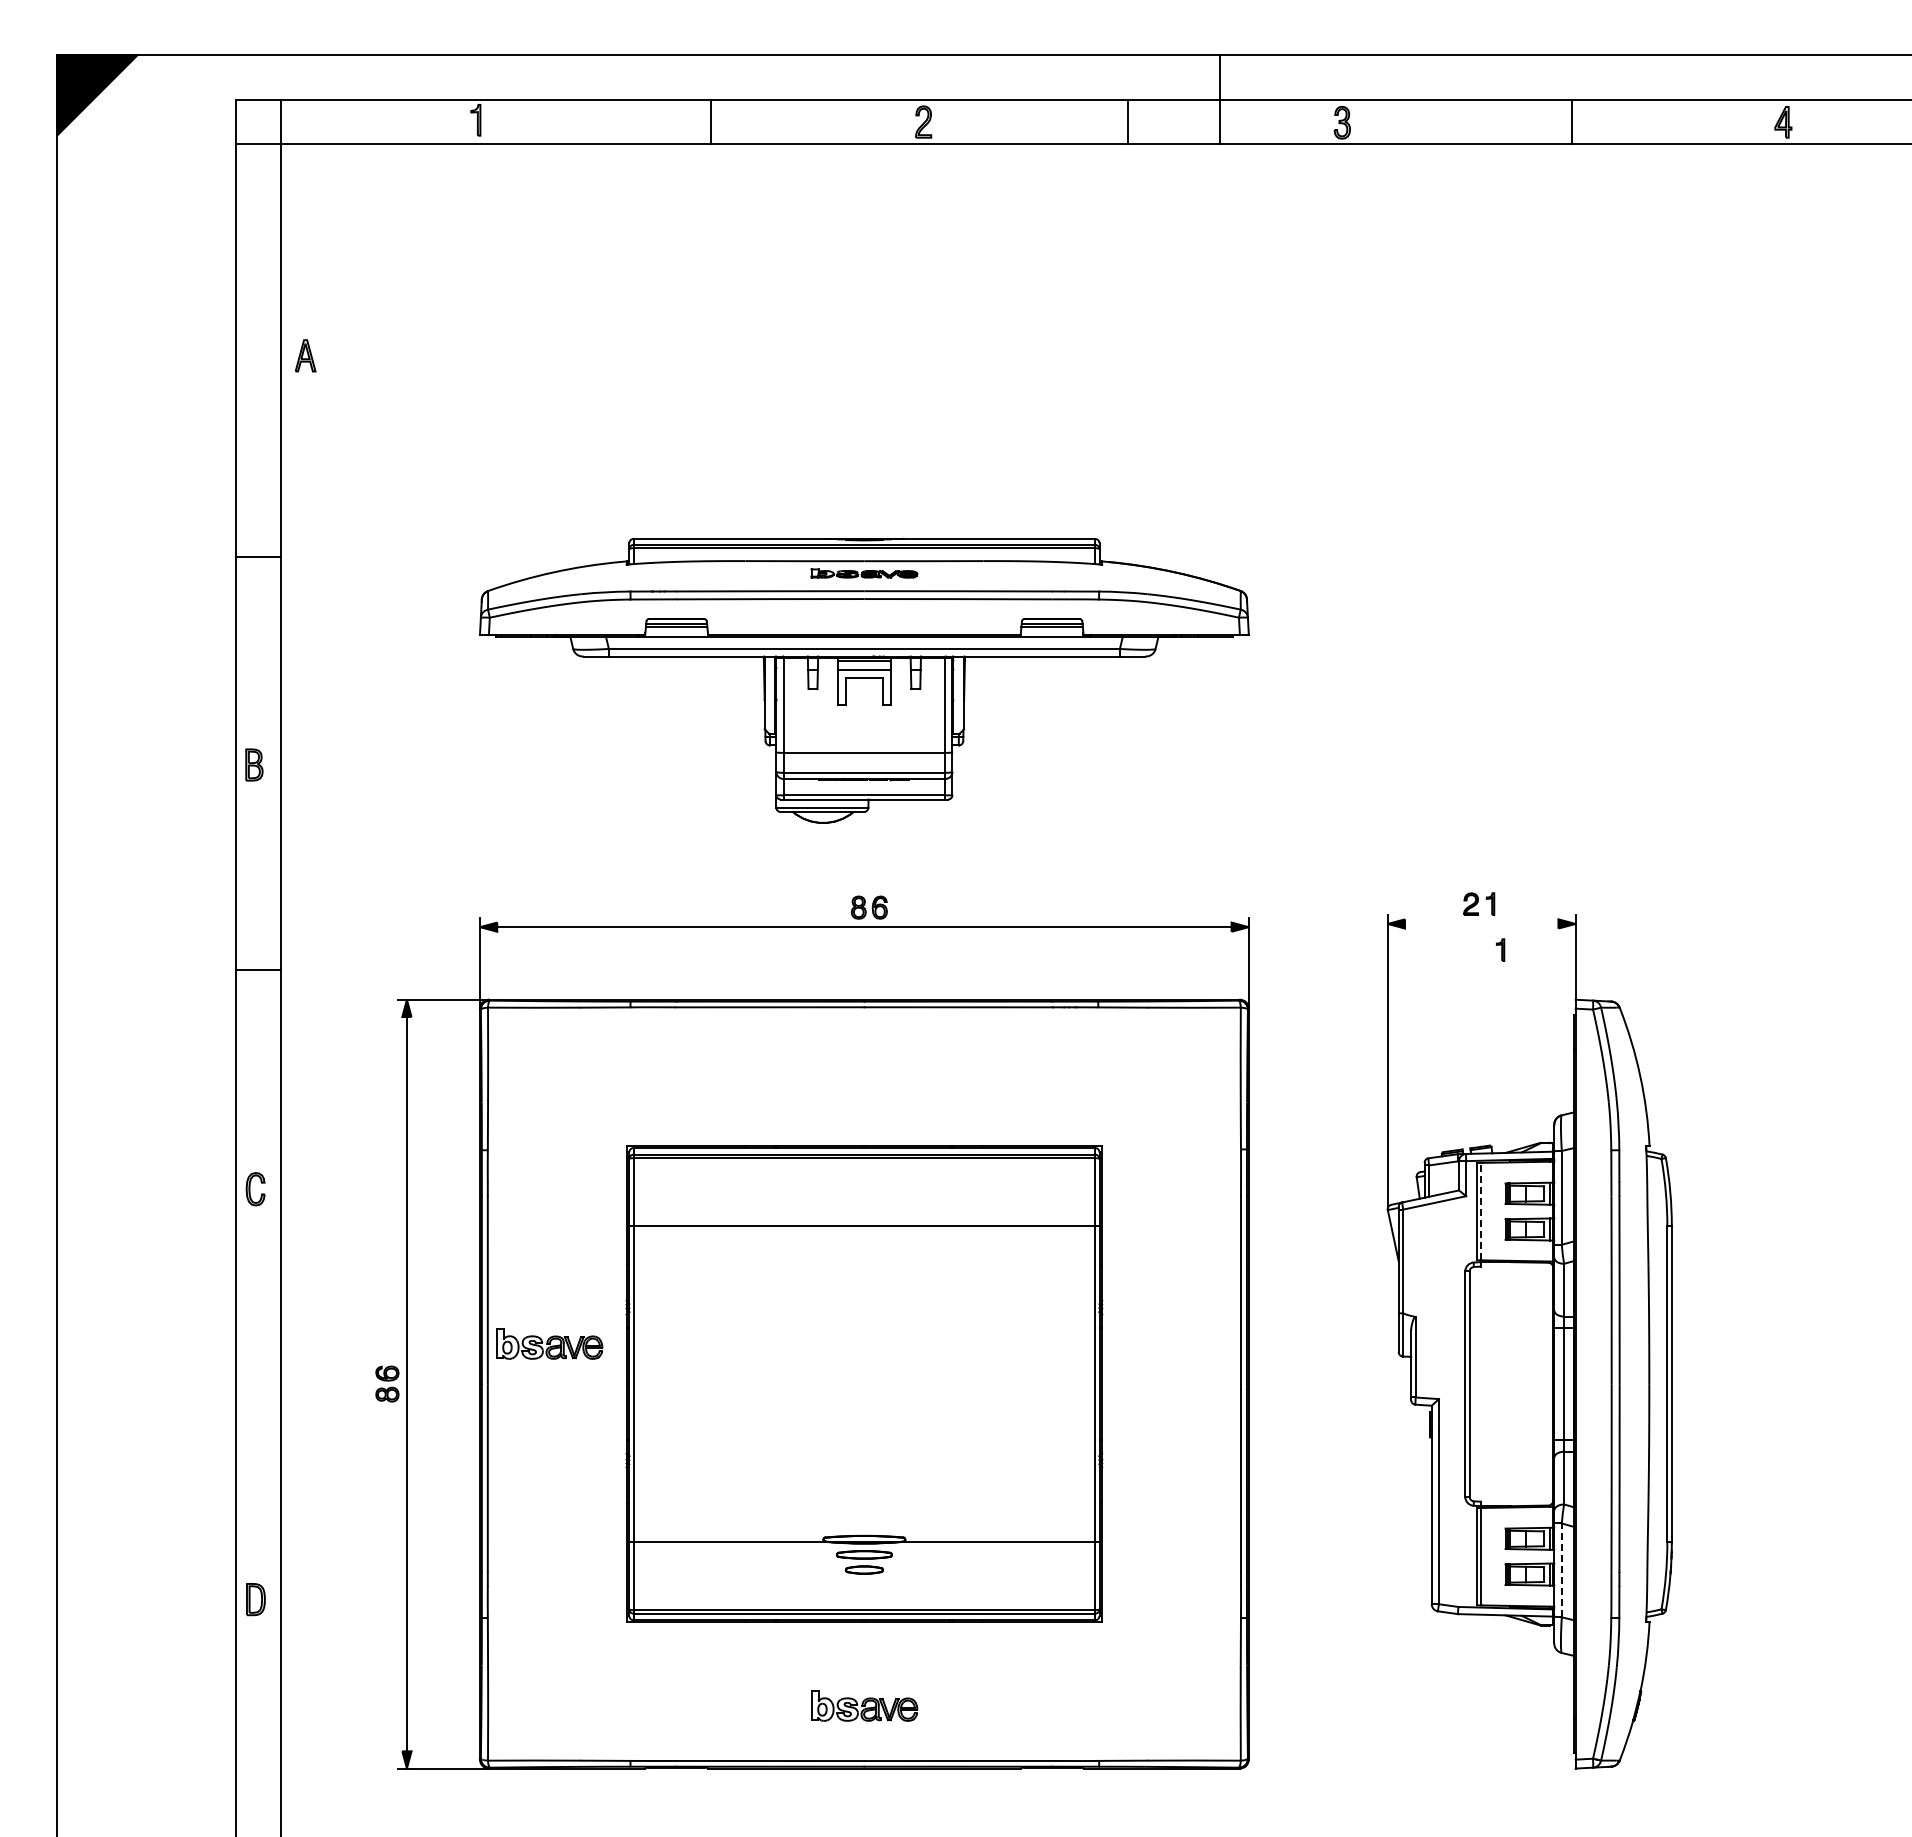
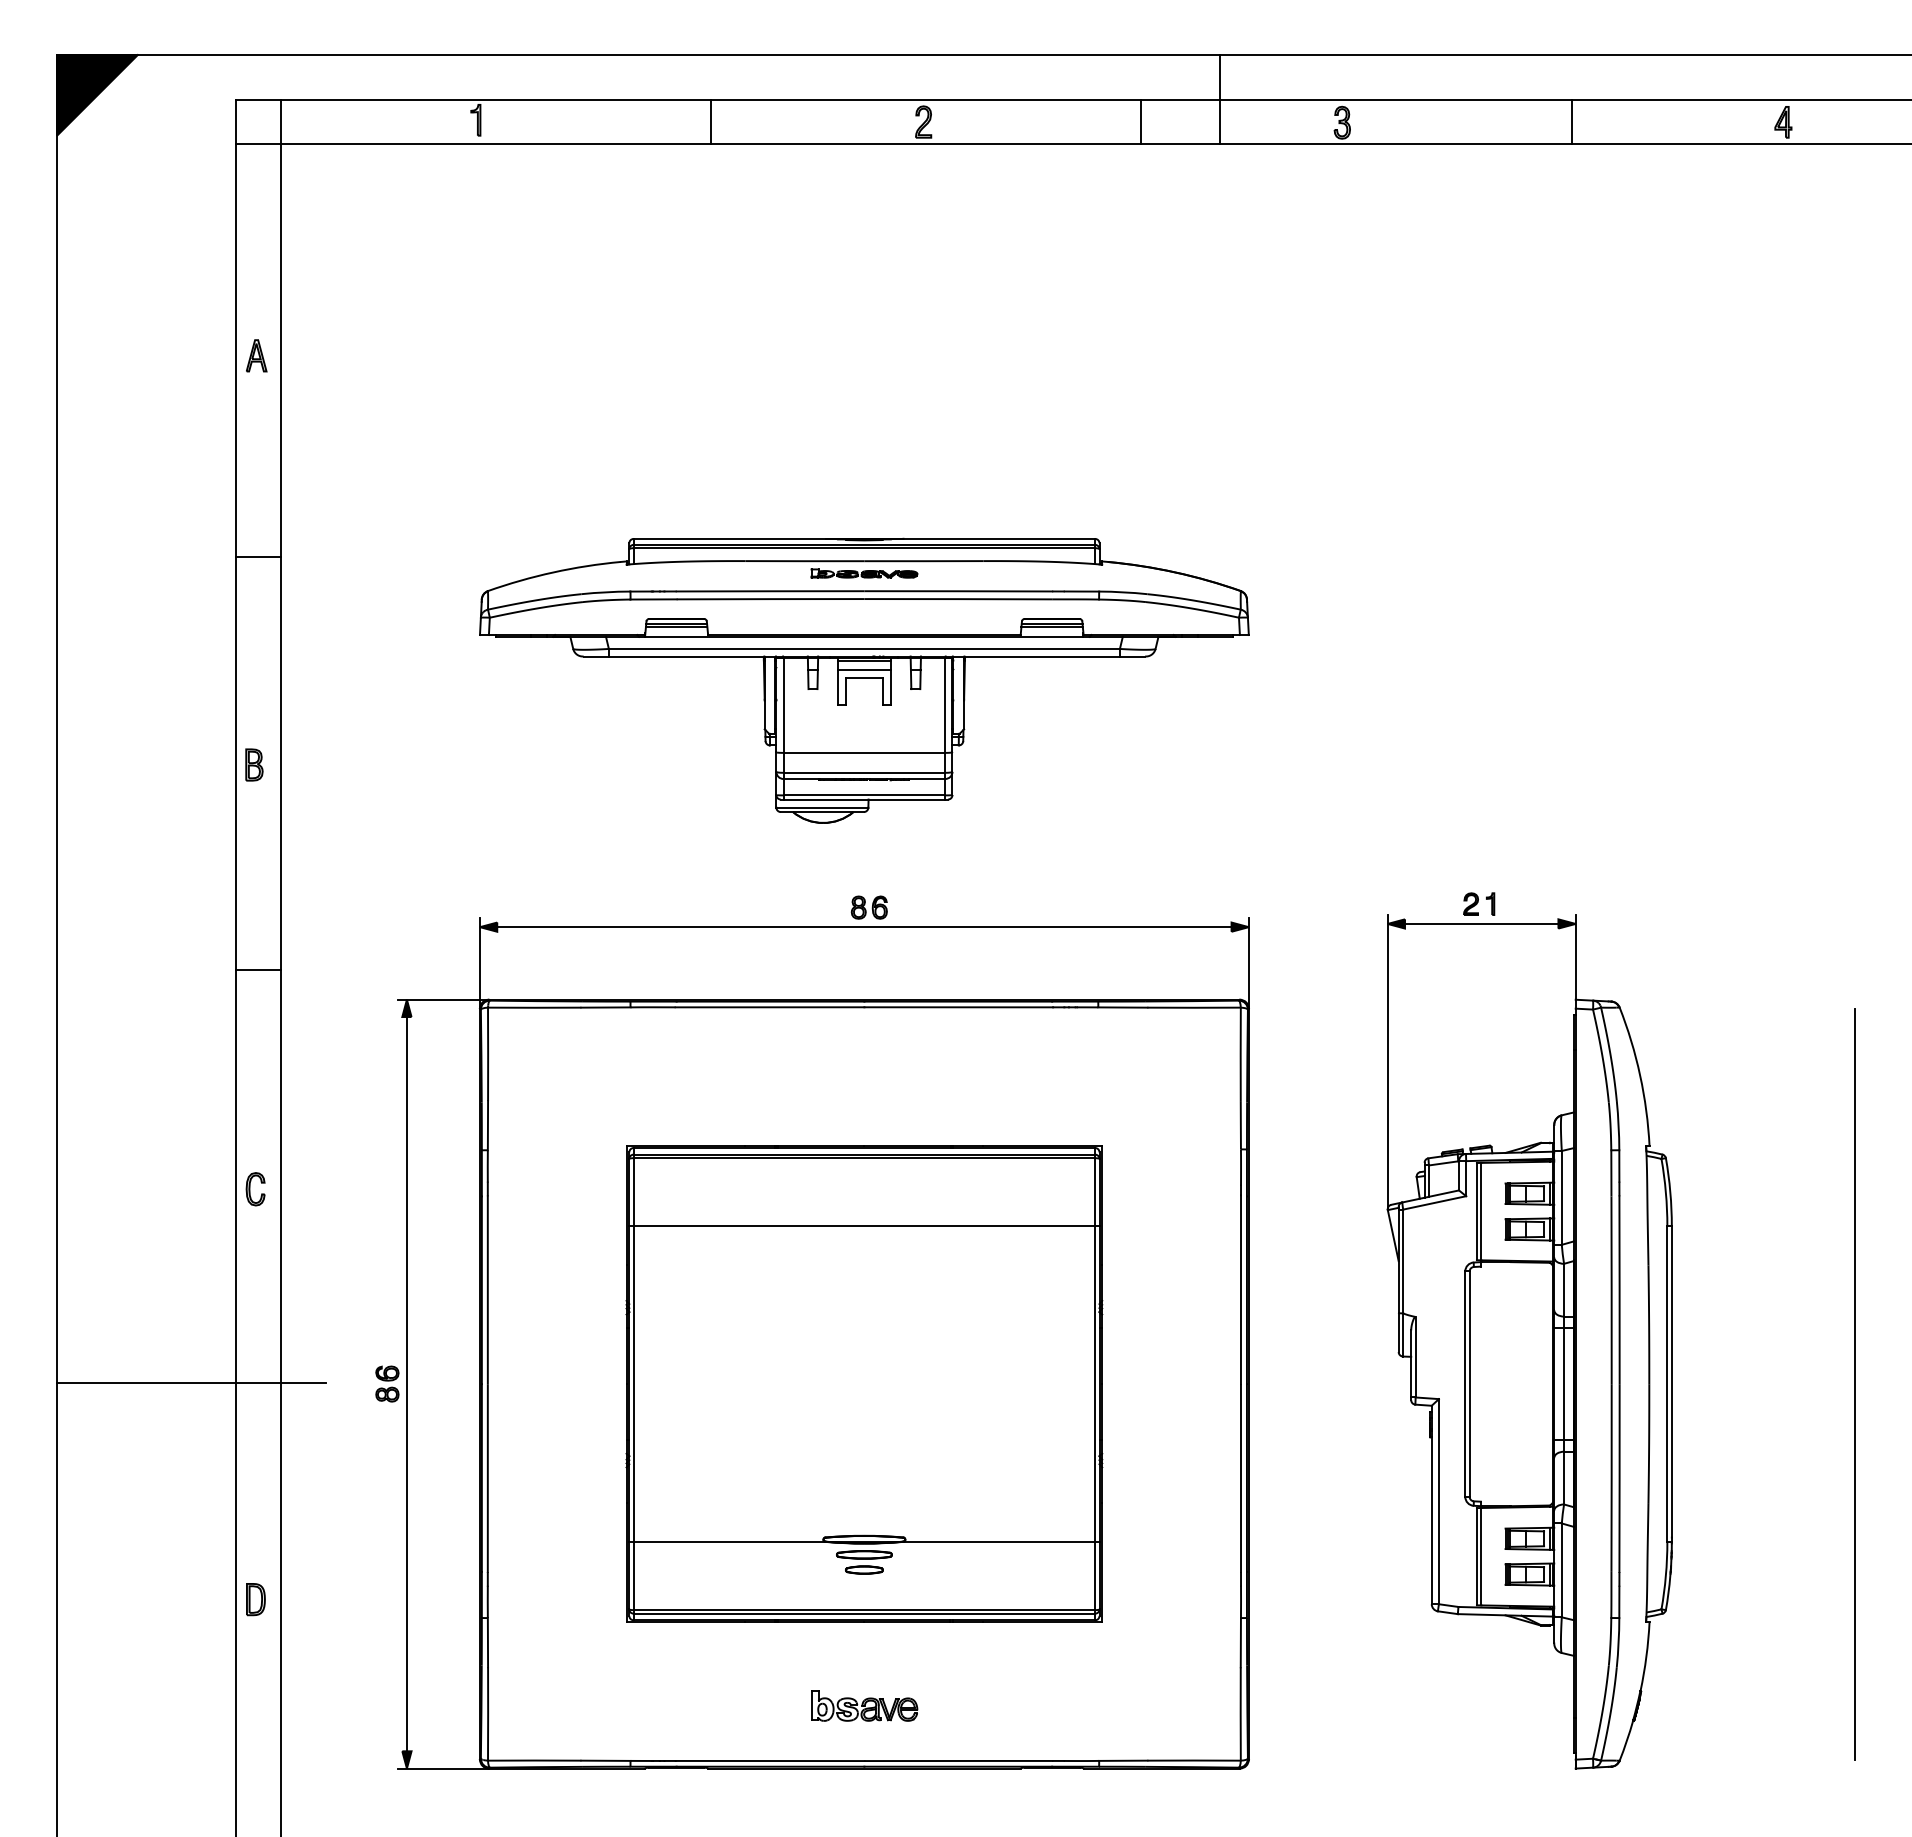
line position: (1128, 121) -> (1141, 121) (1141, 121)
part position: (305, 355) -> (256, 355) (256, 355)
line: none -> present (1481, 923)
part: present -> none (1500, 949)
line: dashed -> solid (1481, 1211)
part: present -> none (549, 1343)
line: none -> present (191, 1382)
line: none -> present (1854, 1384)
line: dashed -> solid (1561, 1570)
